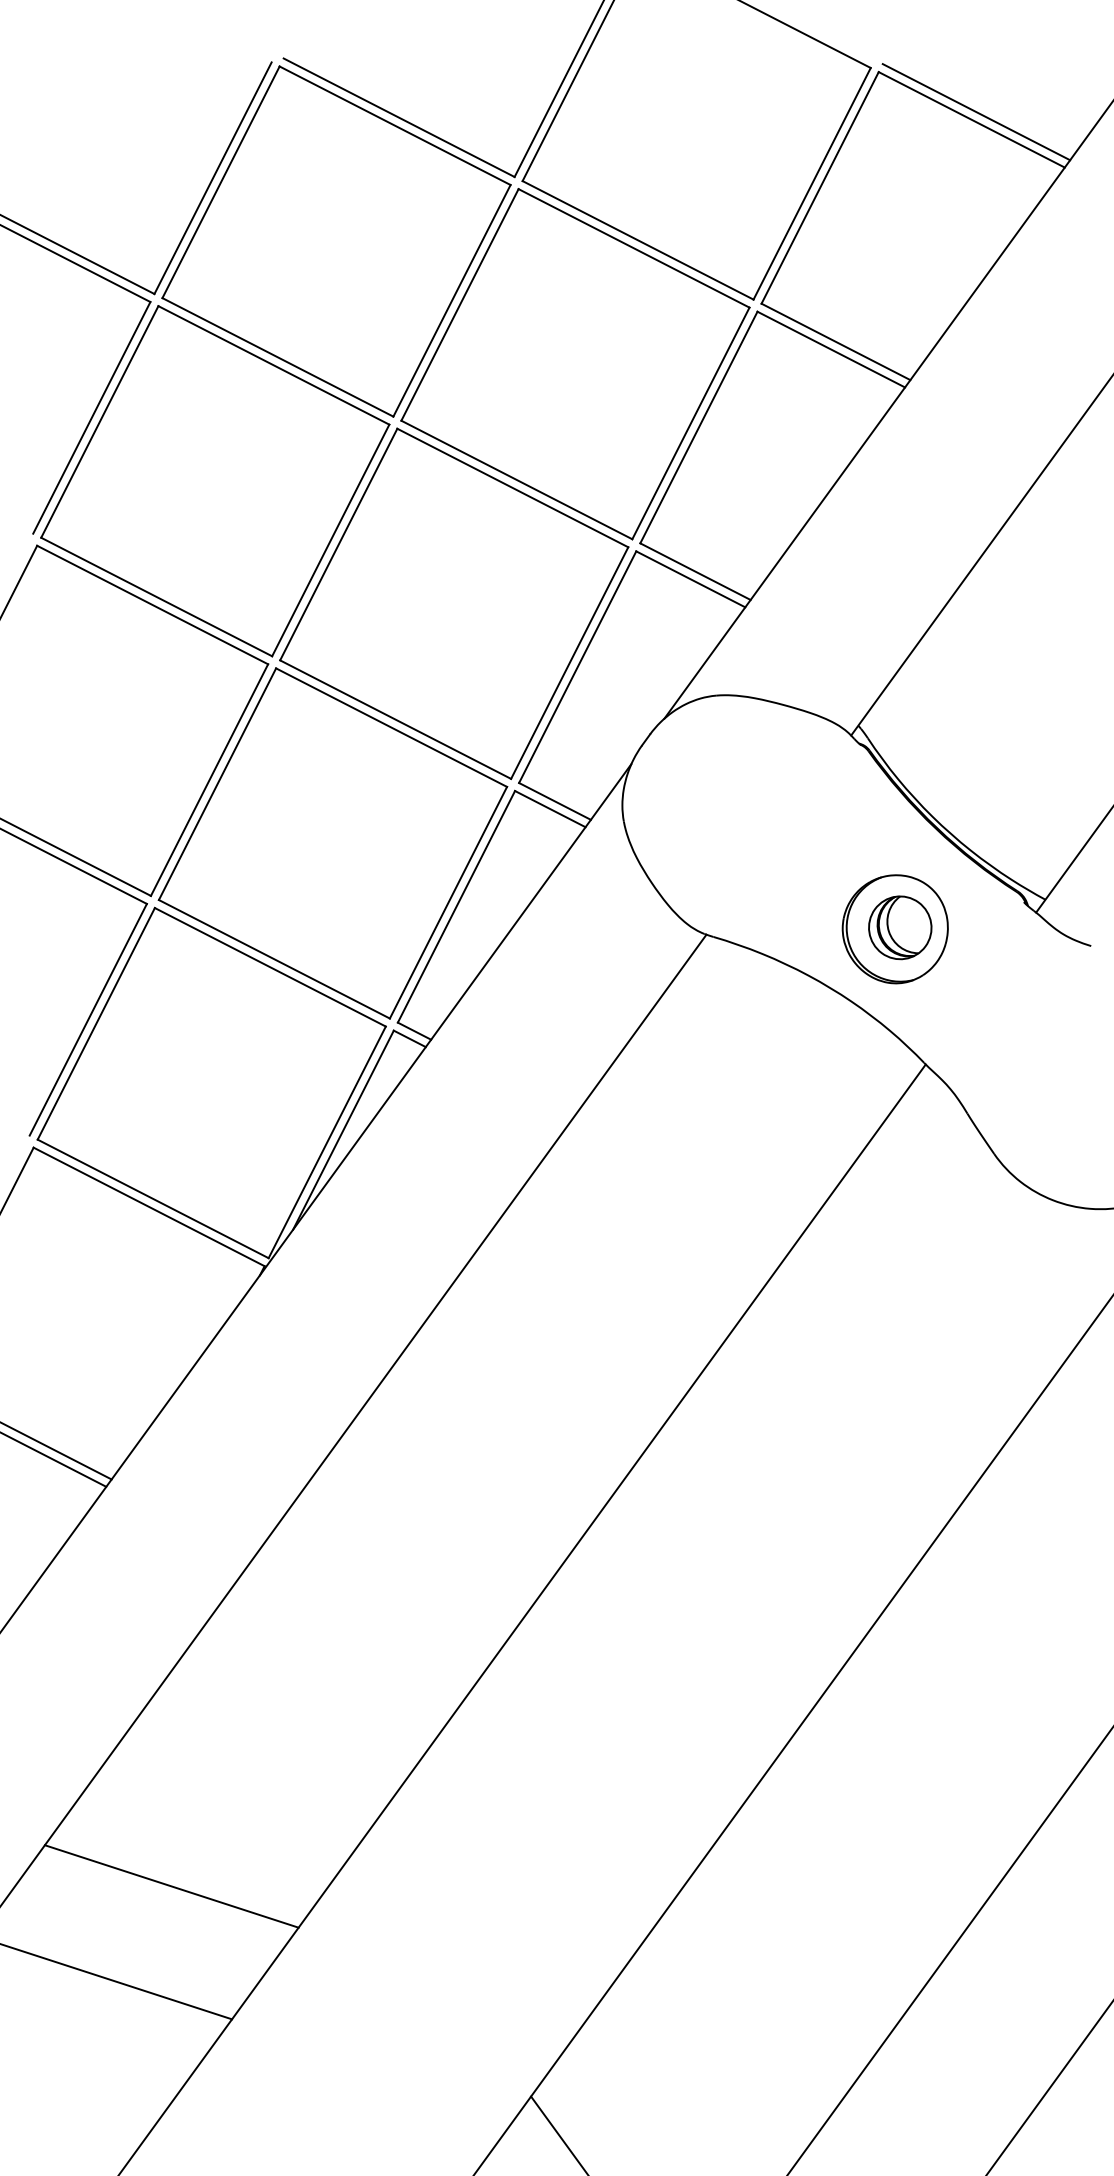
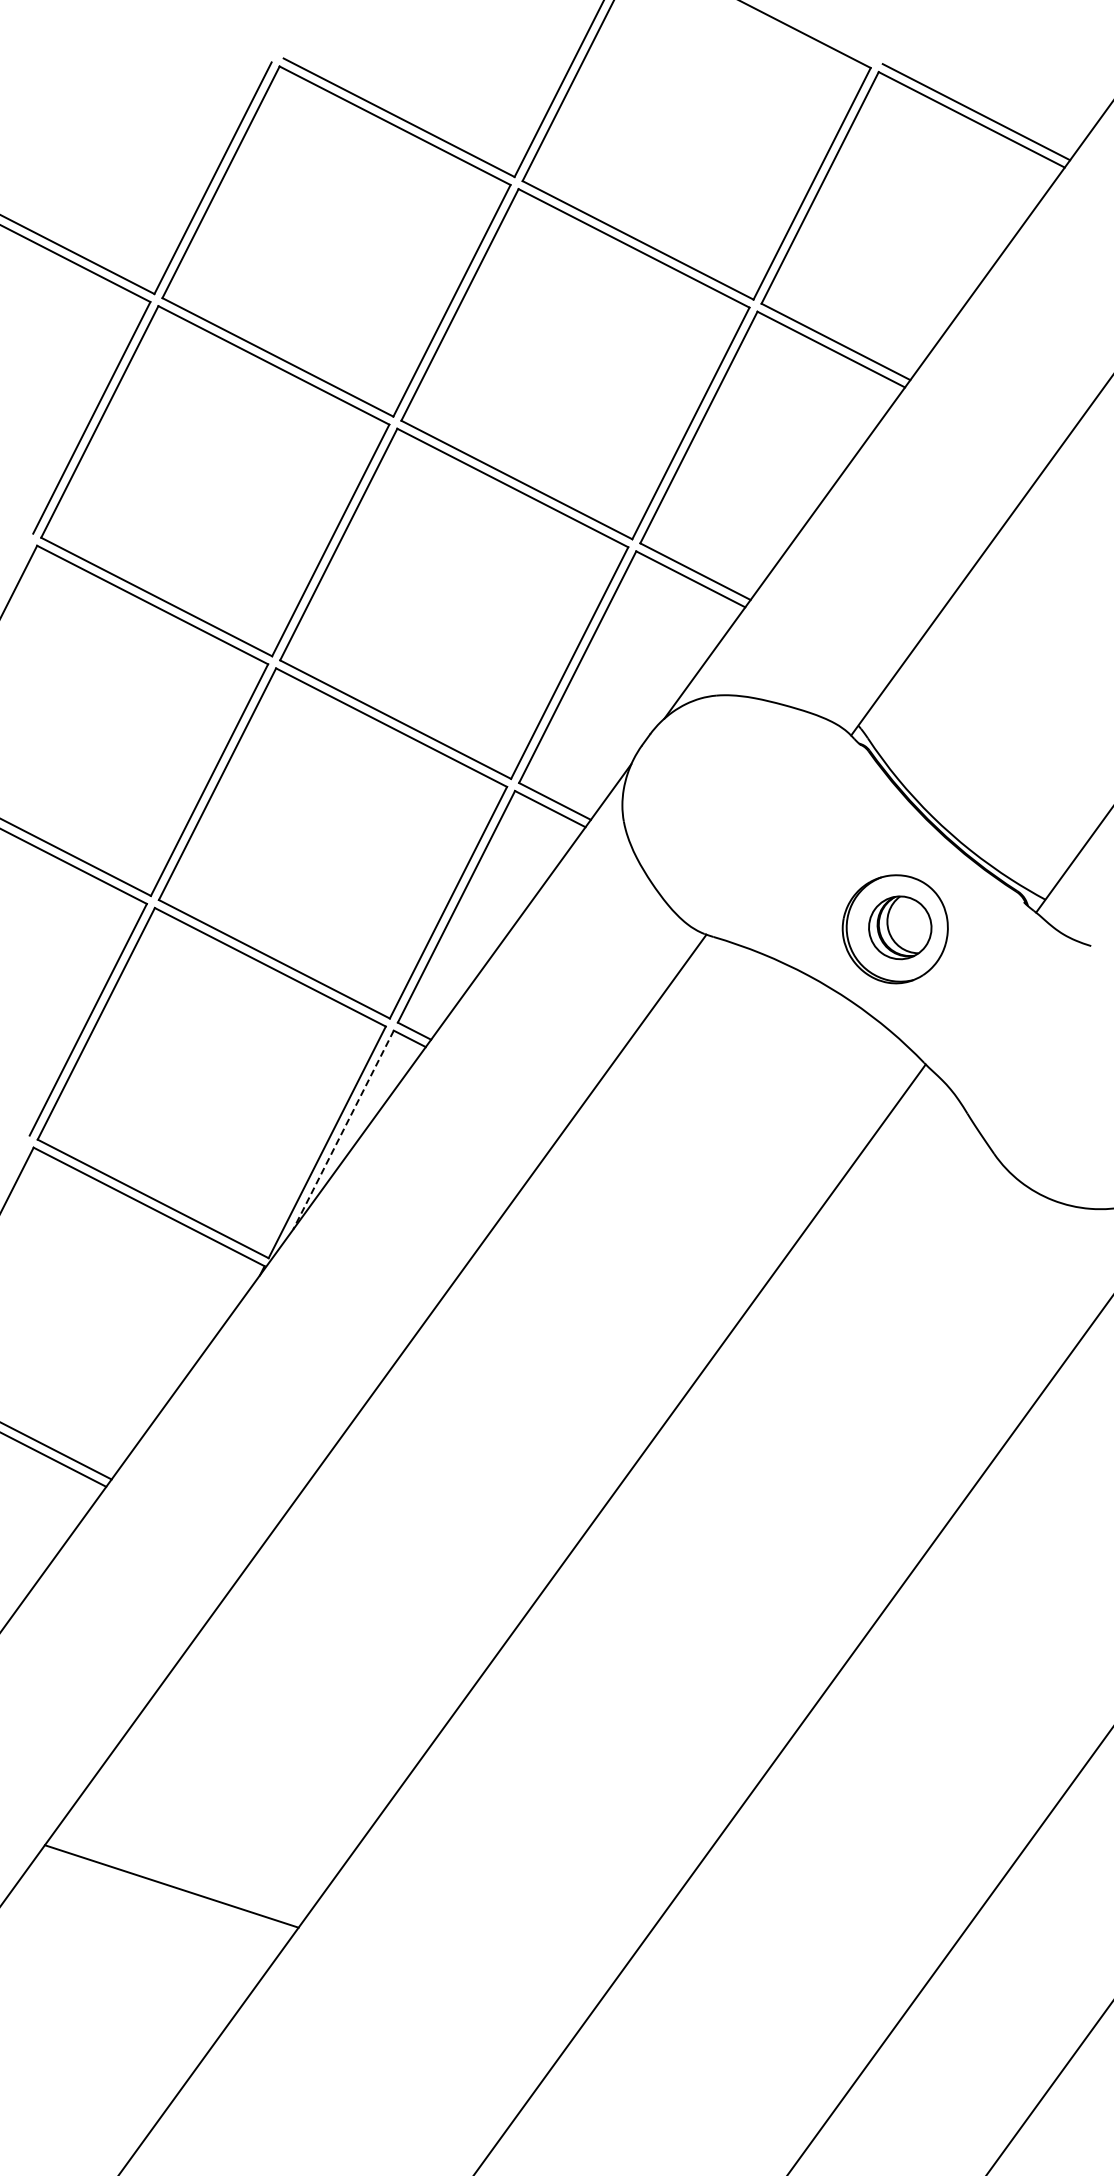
line: solid -> dashed (343, 1130)
line: present -> none (117, 1981)
line: present -> none (558, 2134)
